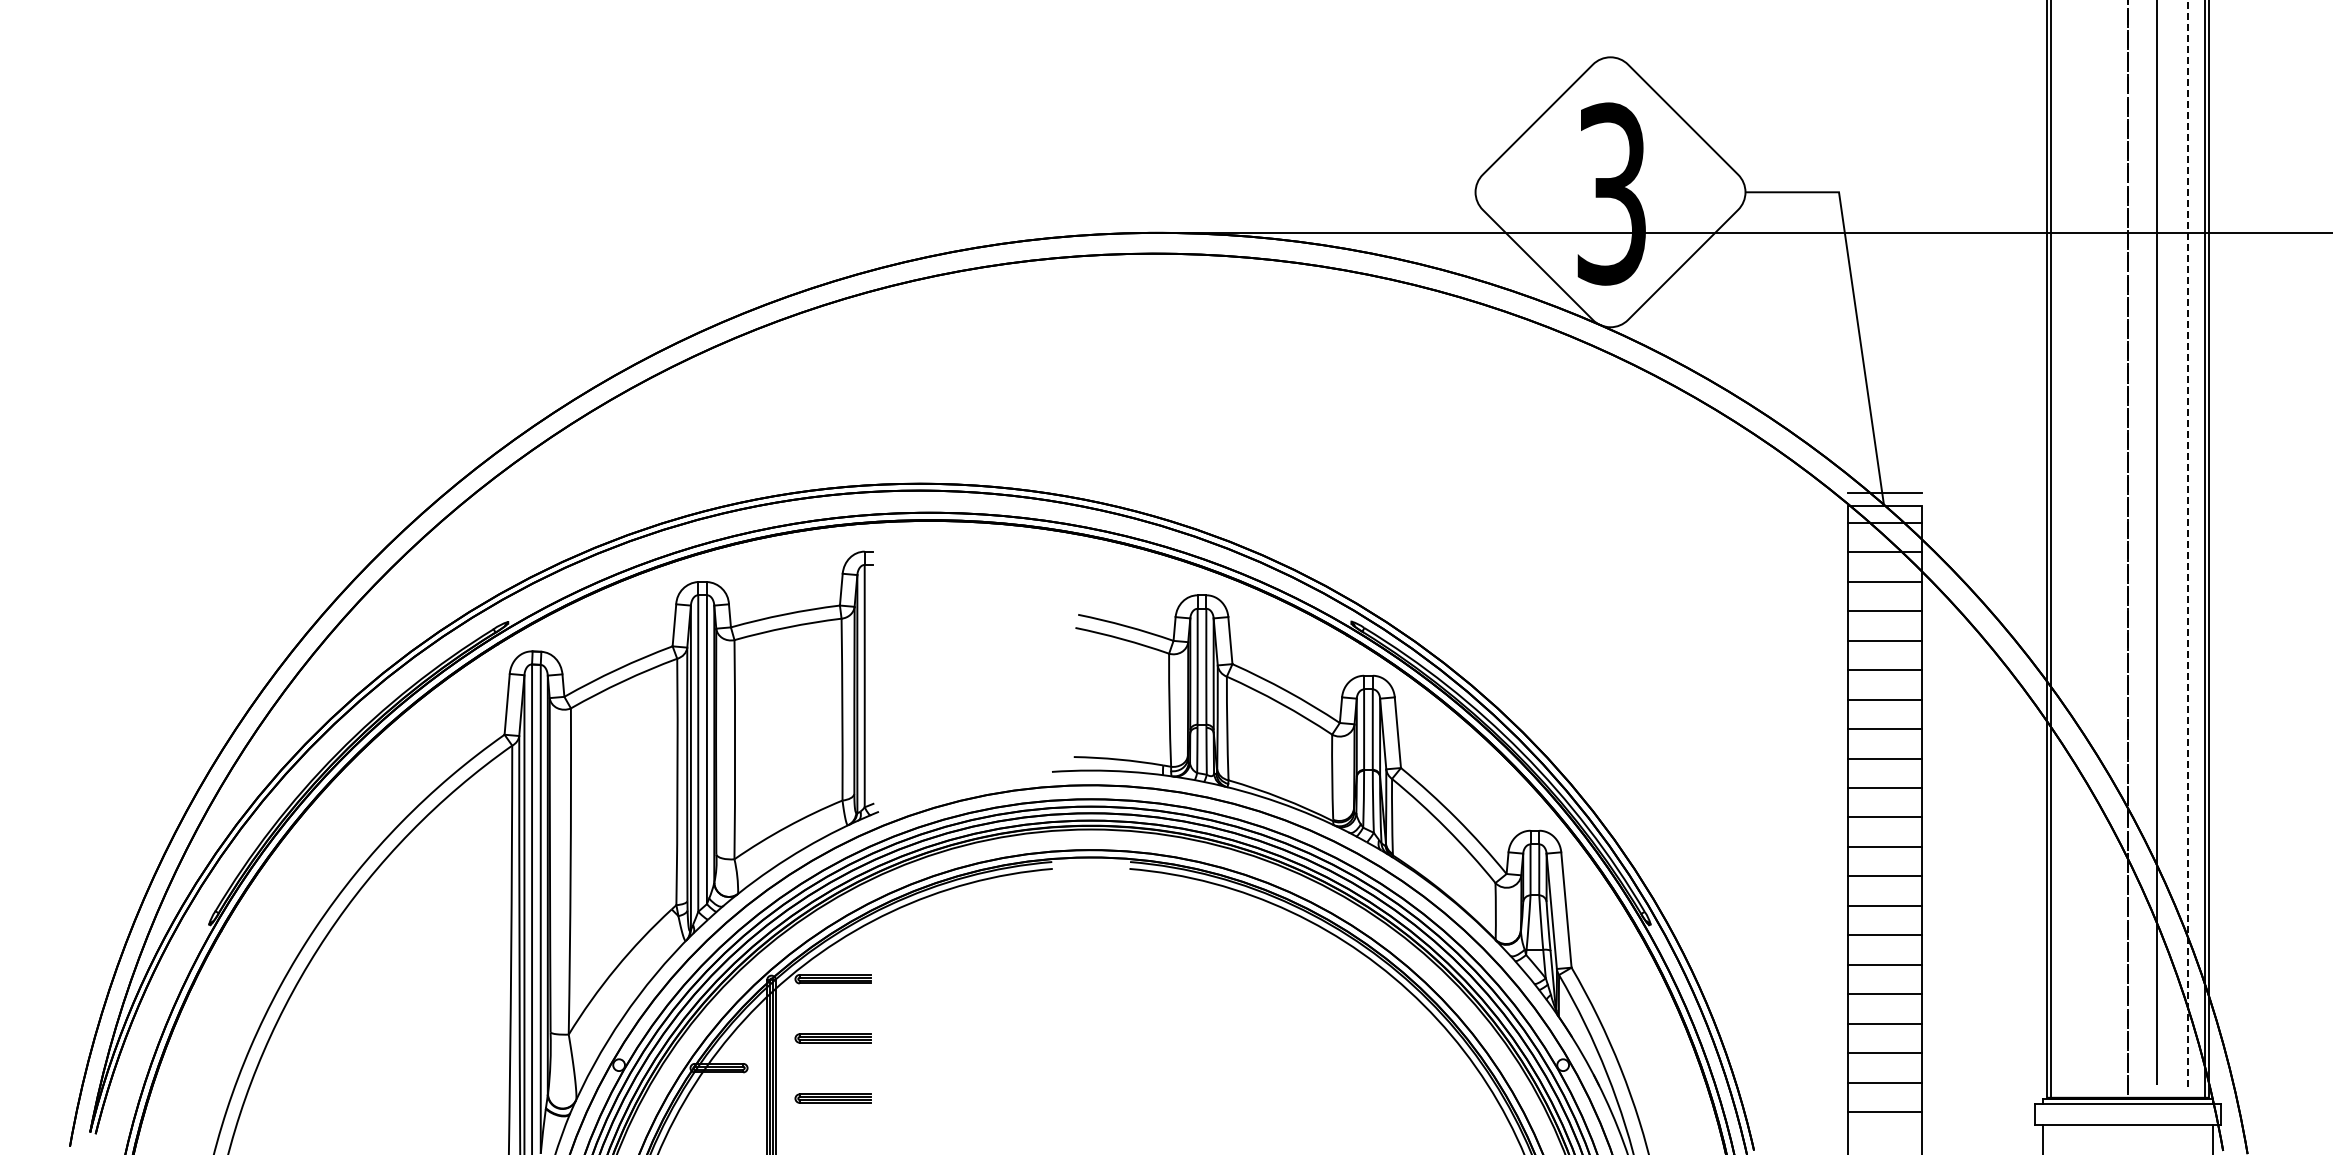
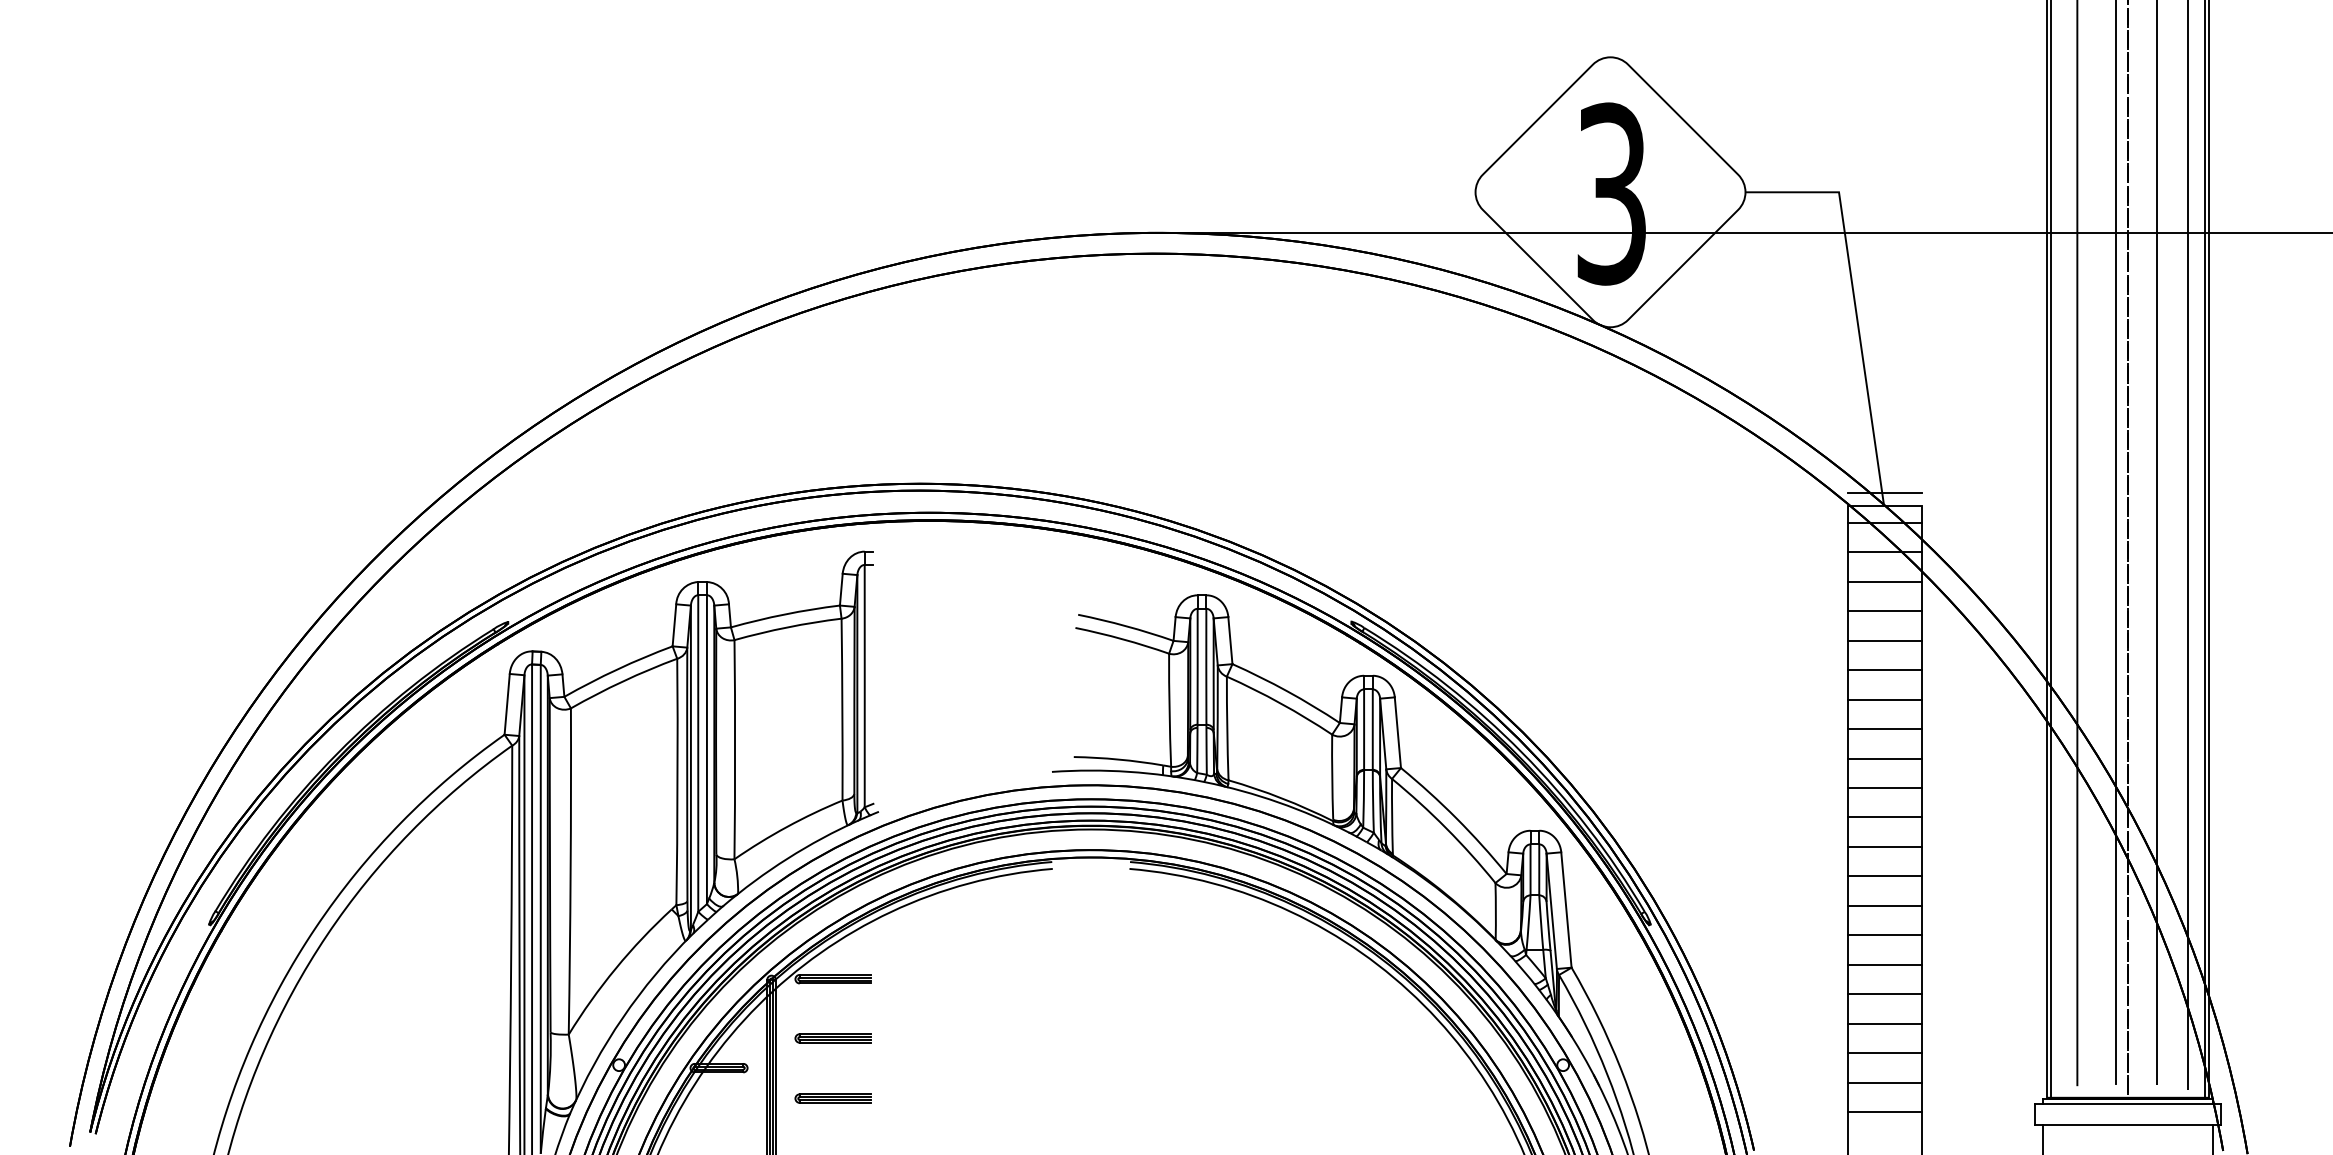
line: none -> present (2116, 542)
line: none -> present (2077, 543)
line: dashed -> solid (2188, 545)
